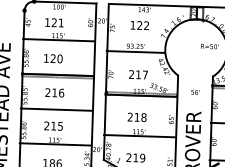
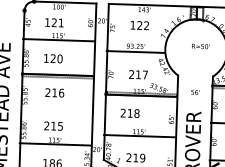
text position: (209, 46) -> (200, 46) (200, 46)
line: present -> none (56, 109)
text position: (136, 116) -> (129, 112) (129, 112)
